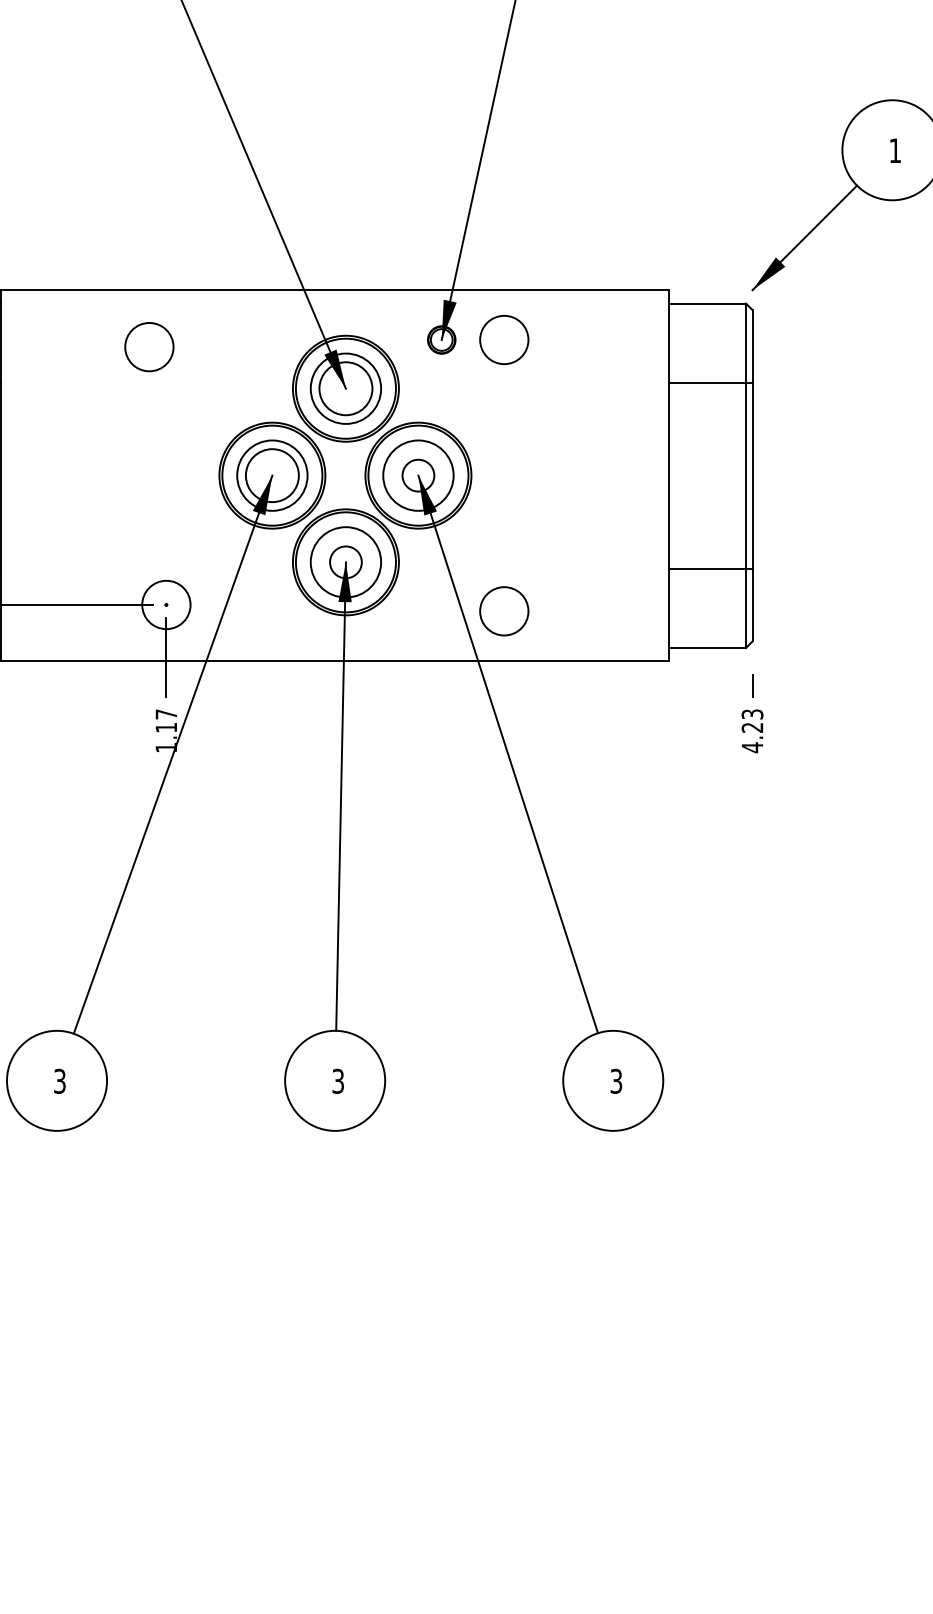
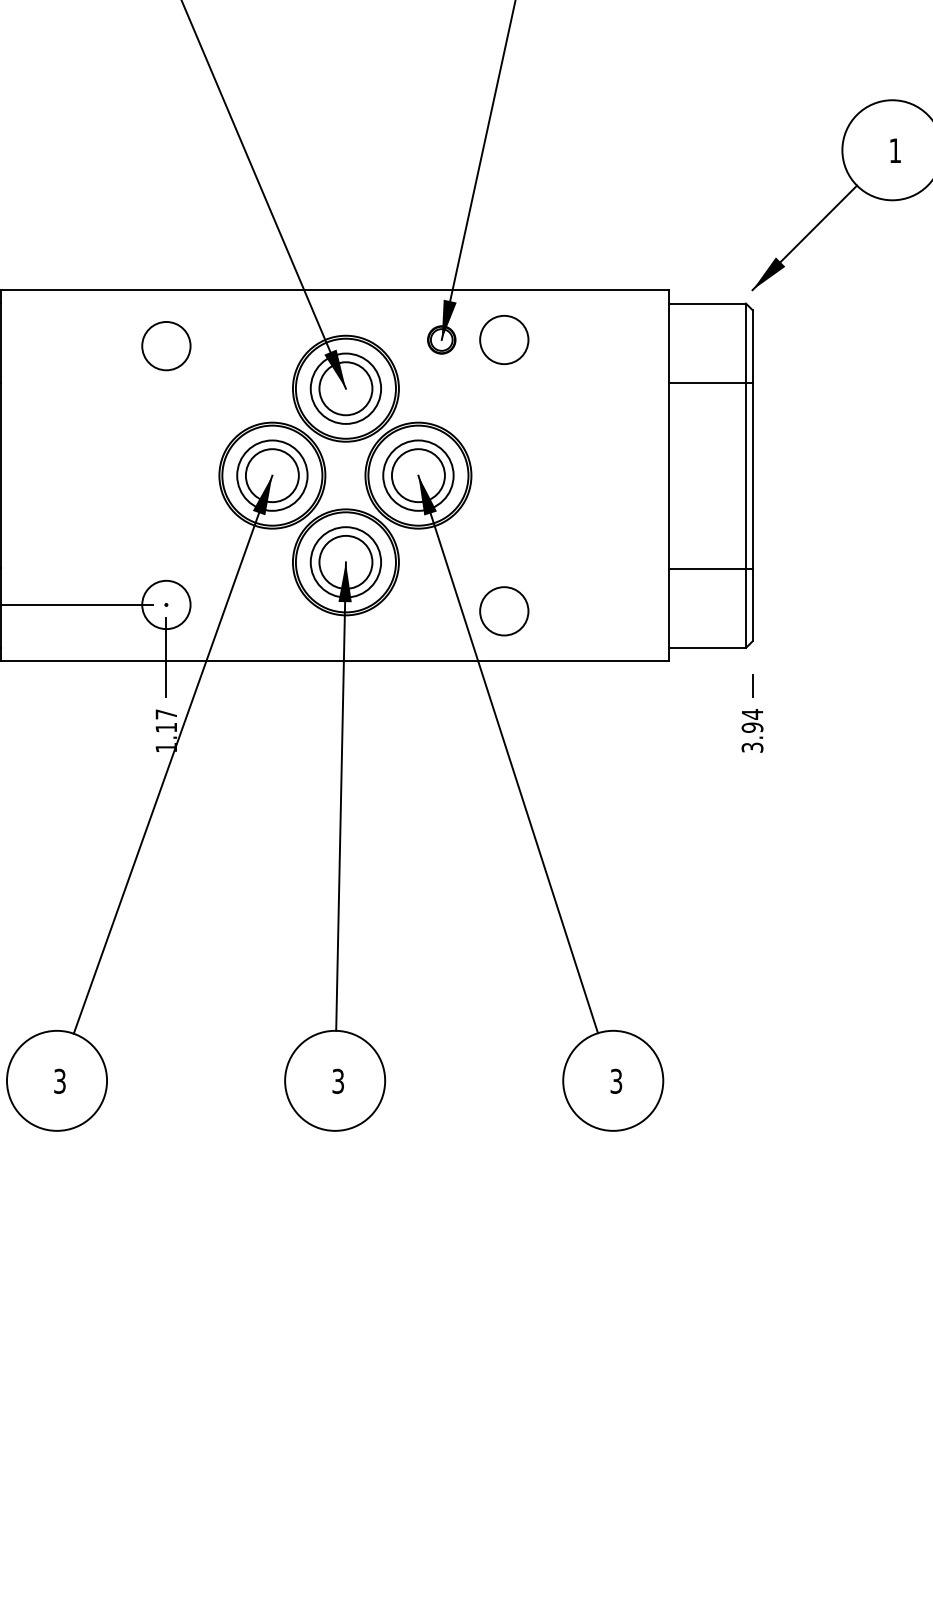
circle position: (149, 347) -> (166, 346) (166, 346)
circle diameter: 32 px -> 53 px (417, 475)
circle diameter: 32 px -> 53 px (345, 561)
text: 4.23 -> 3.94 (752, 731)
